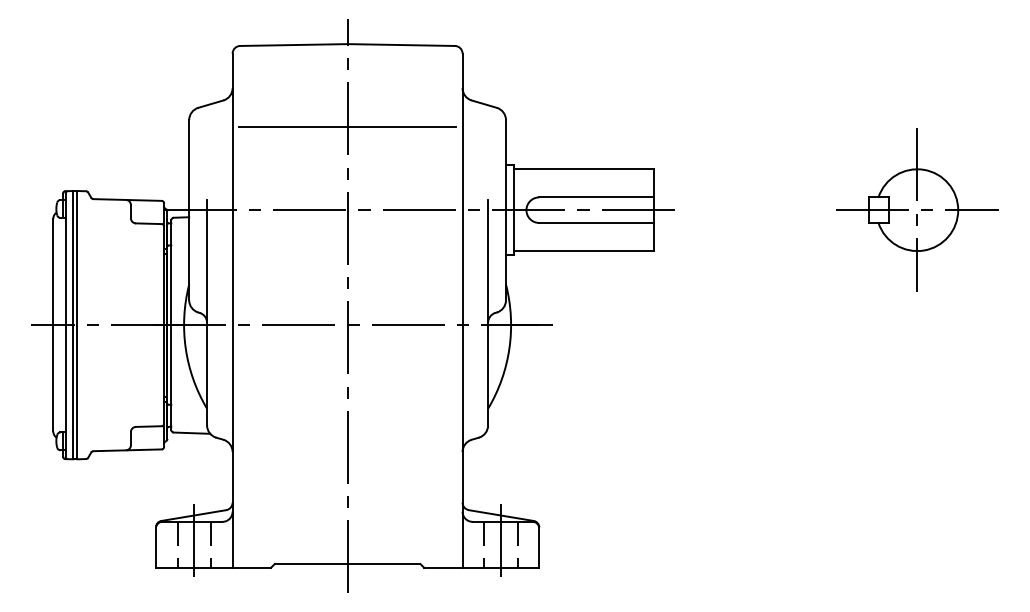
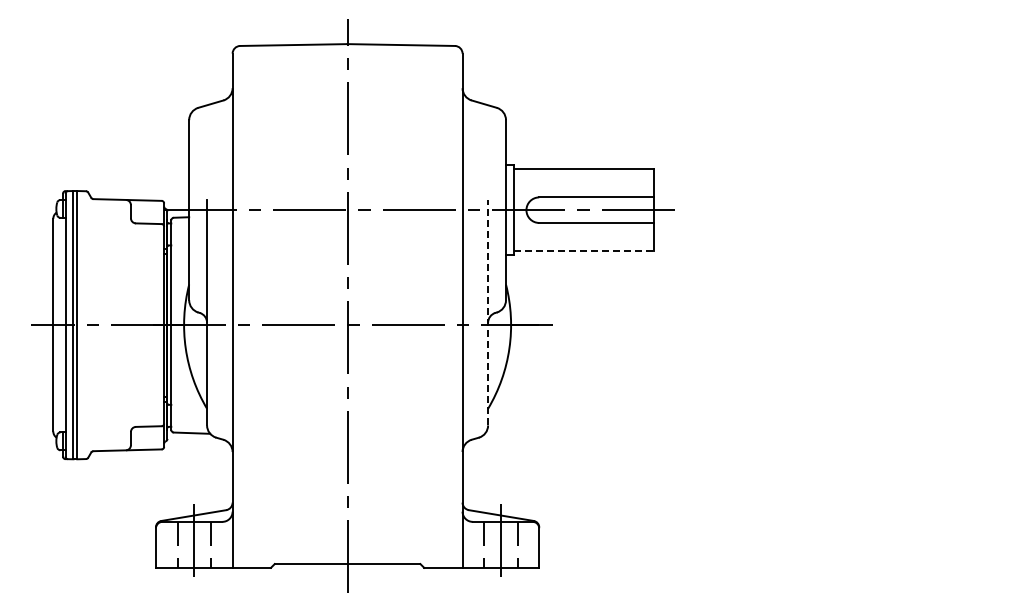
line: present -> none (347, 127)
part: present -> none (917, 209)
line: solid -> dashed (584, 251)
line: solid -> dashed (488, 312)
